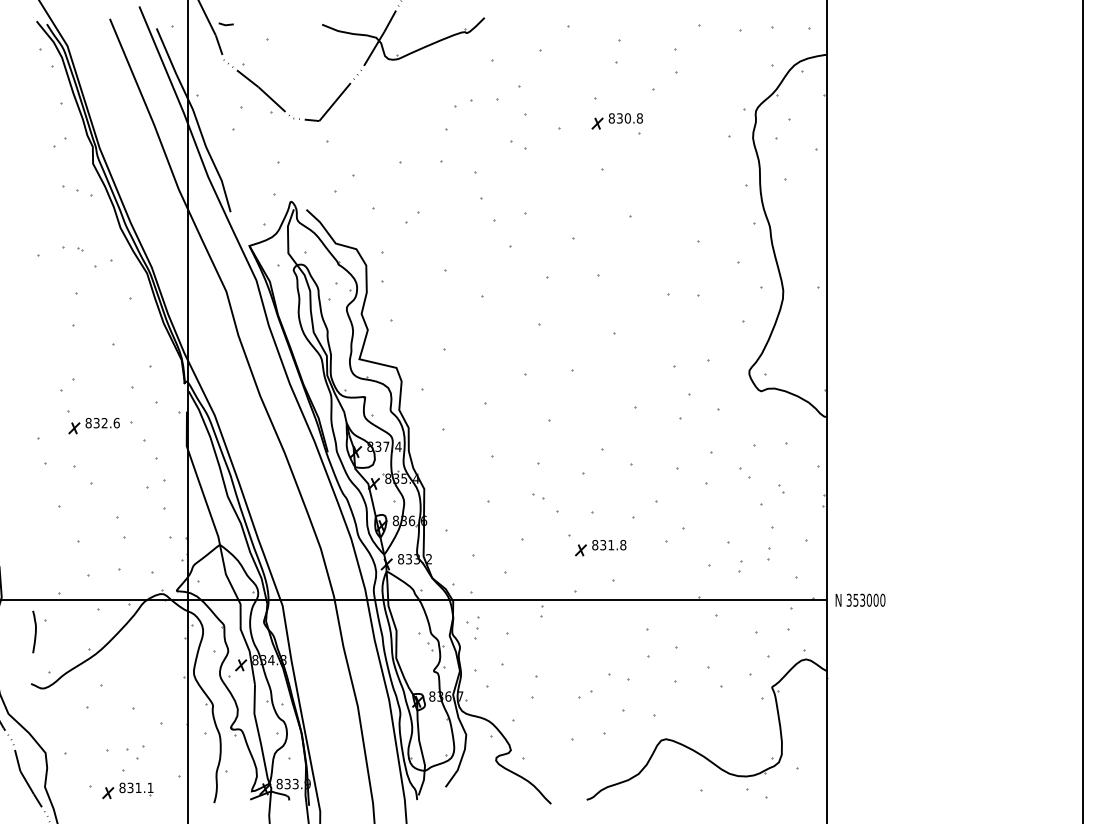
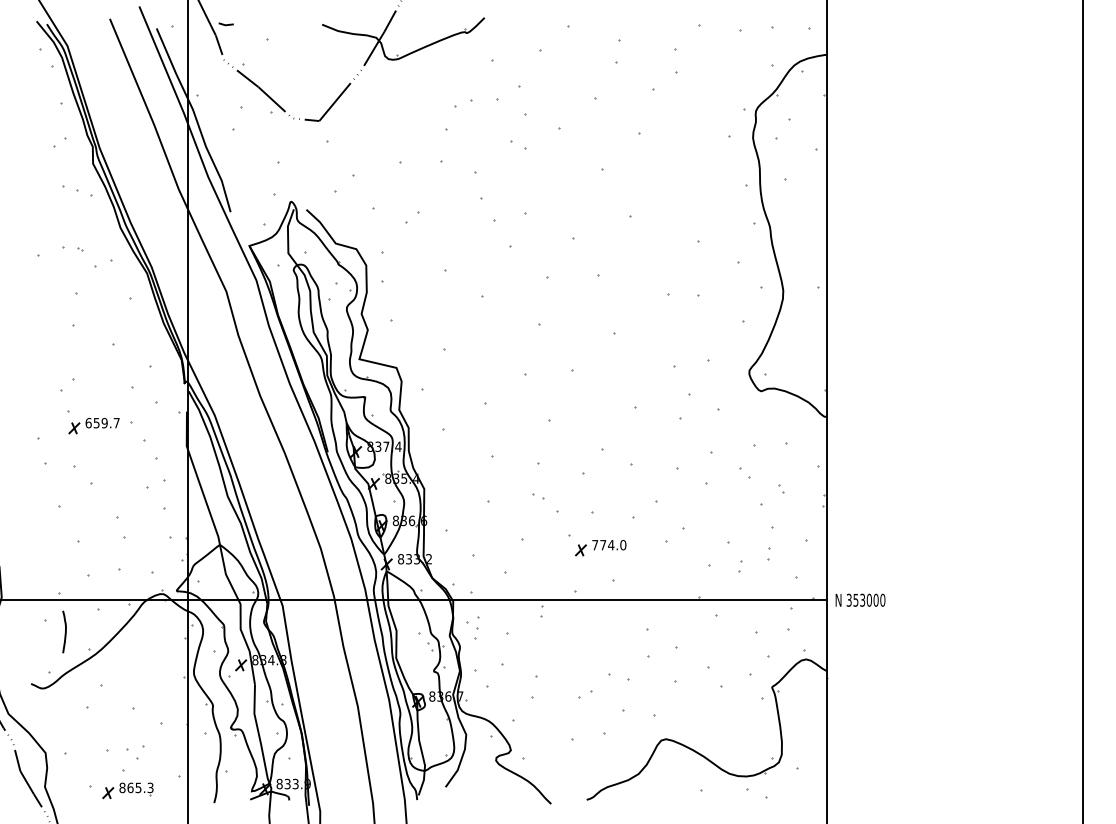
part: present -> none (616, 121)
text: 832.6 -> 659.7 (102, 422)
text: 831.8 -> 774.0 (609, 545)
curve position: (35, 631) -> (65, 631) (65, 631)
text: 831.1 -> 865.3 (140, 787)
